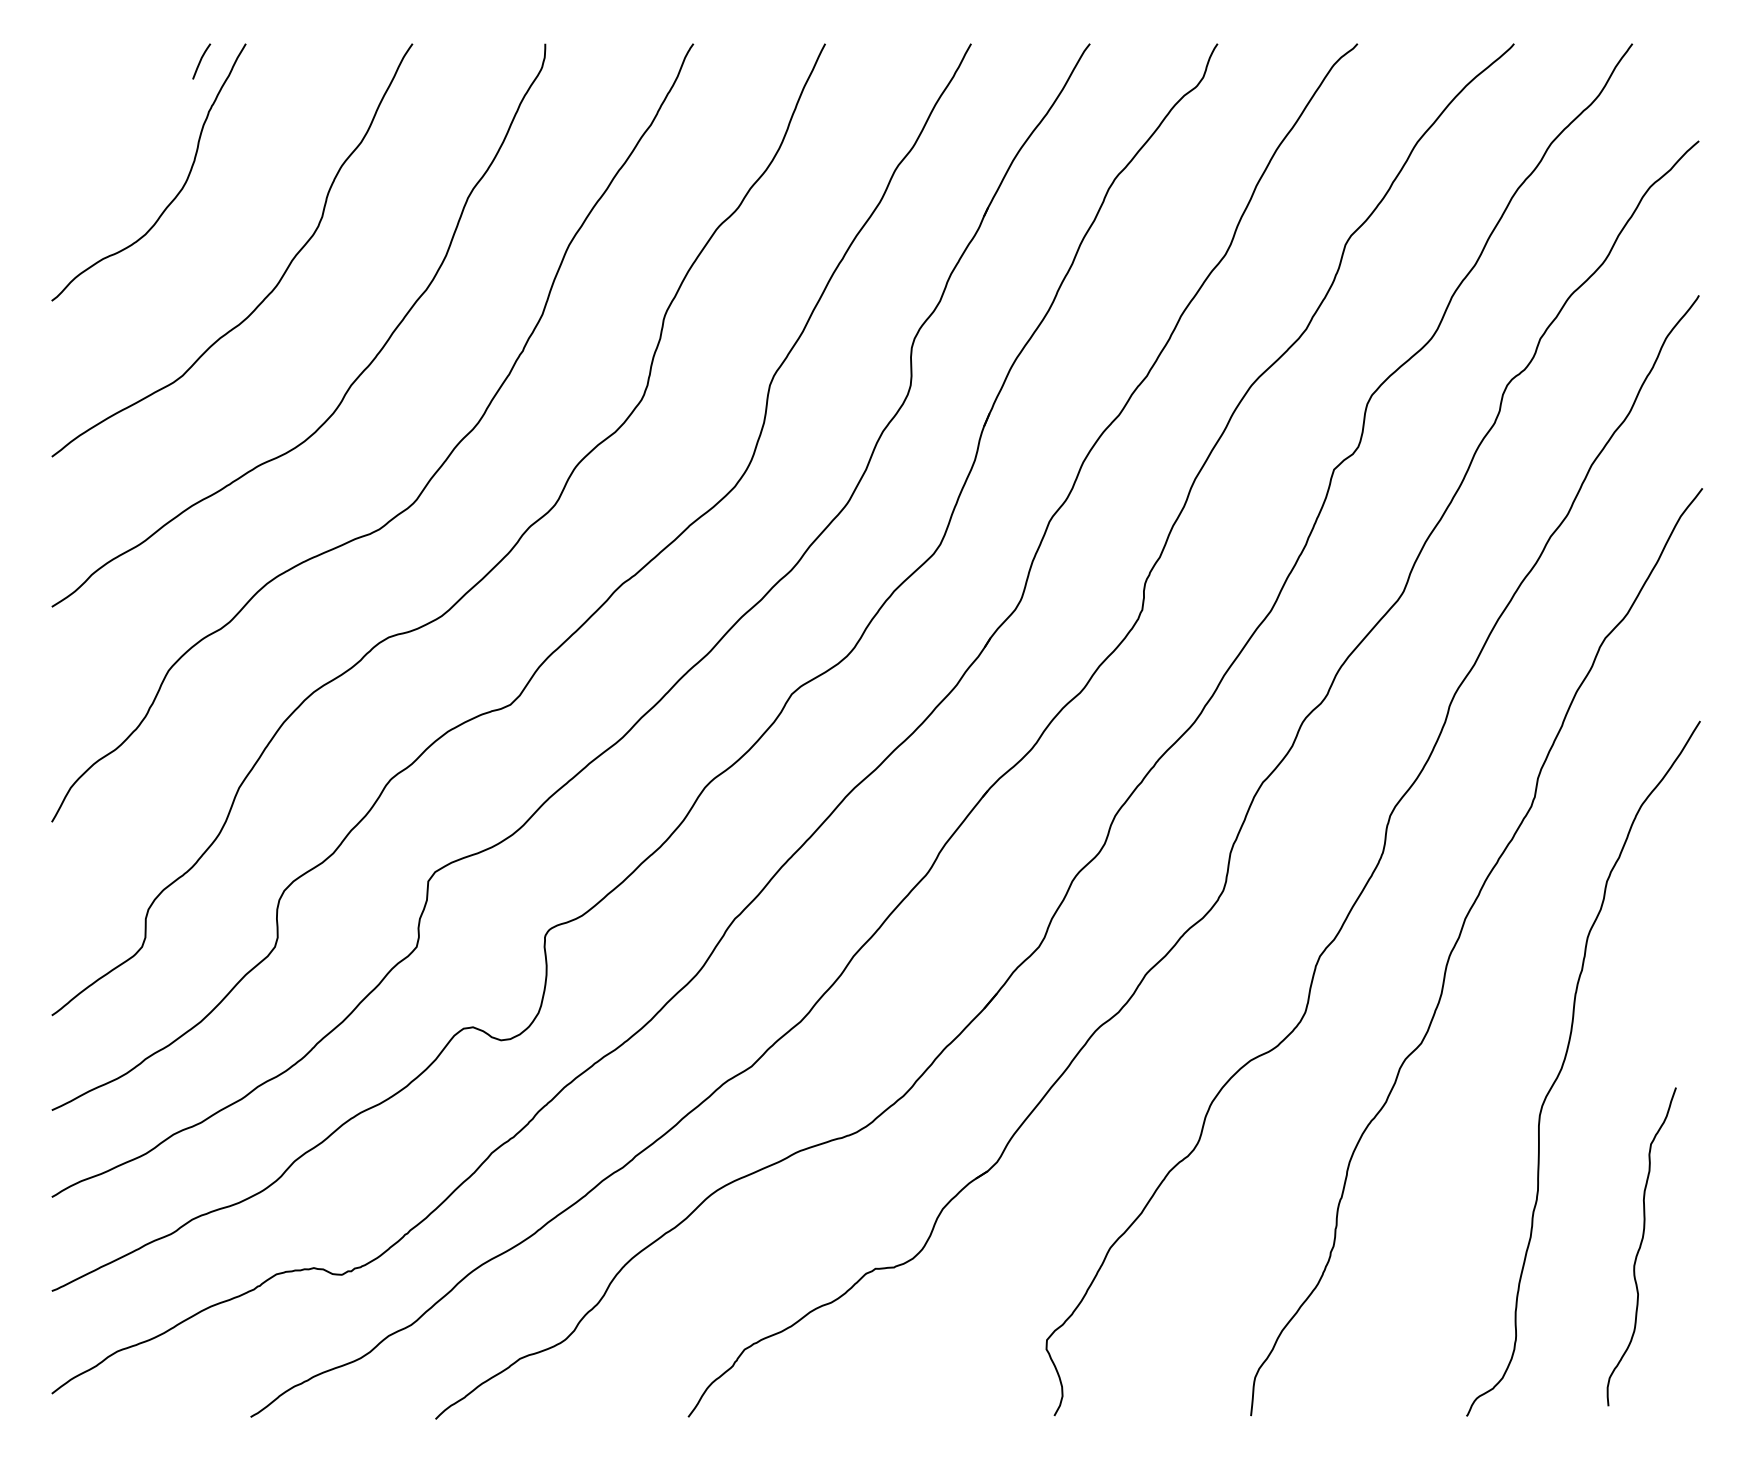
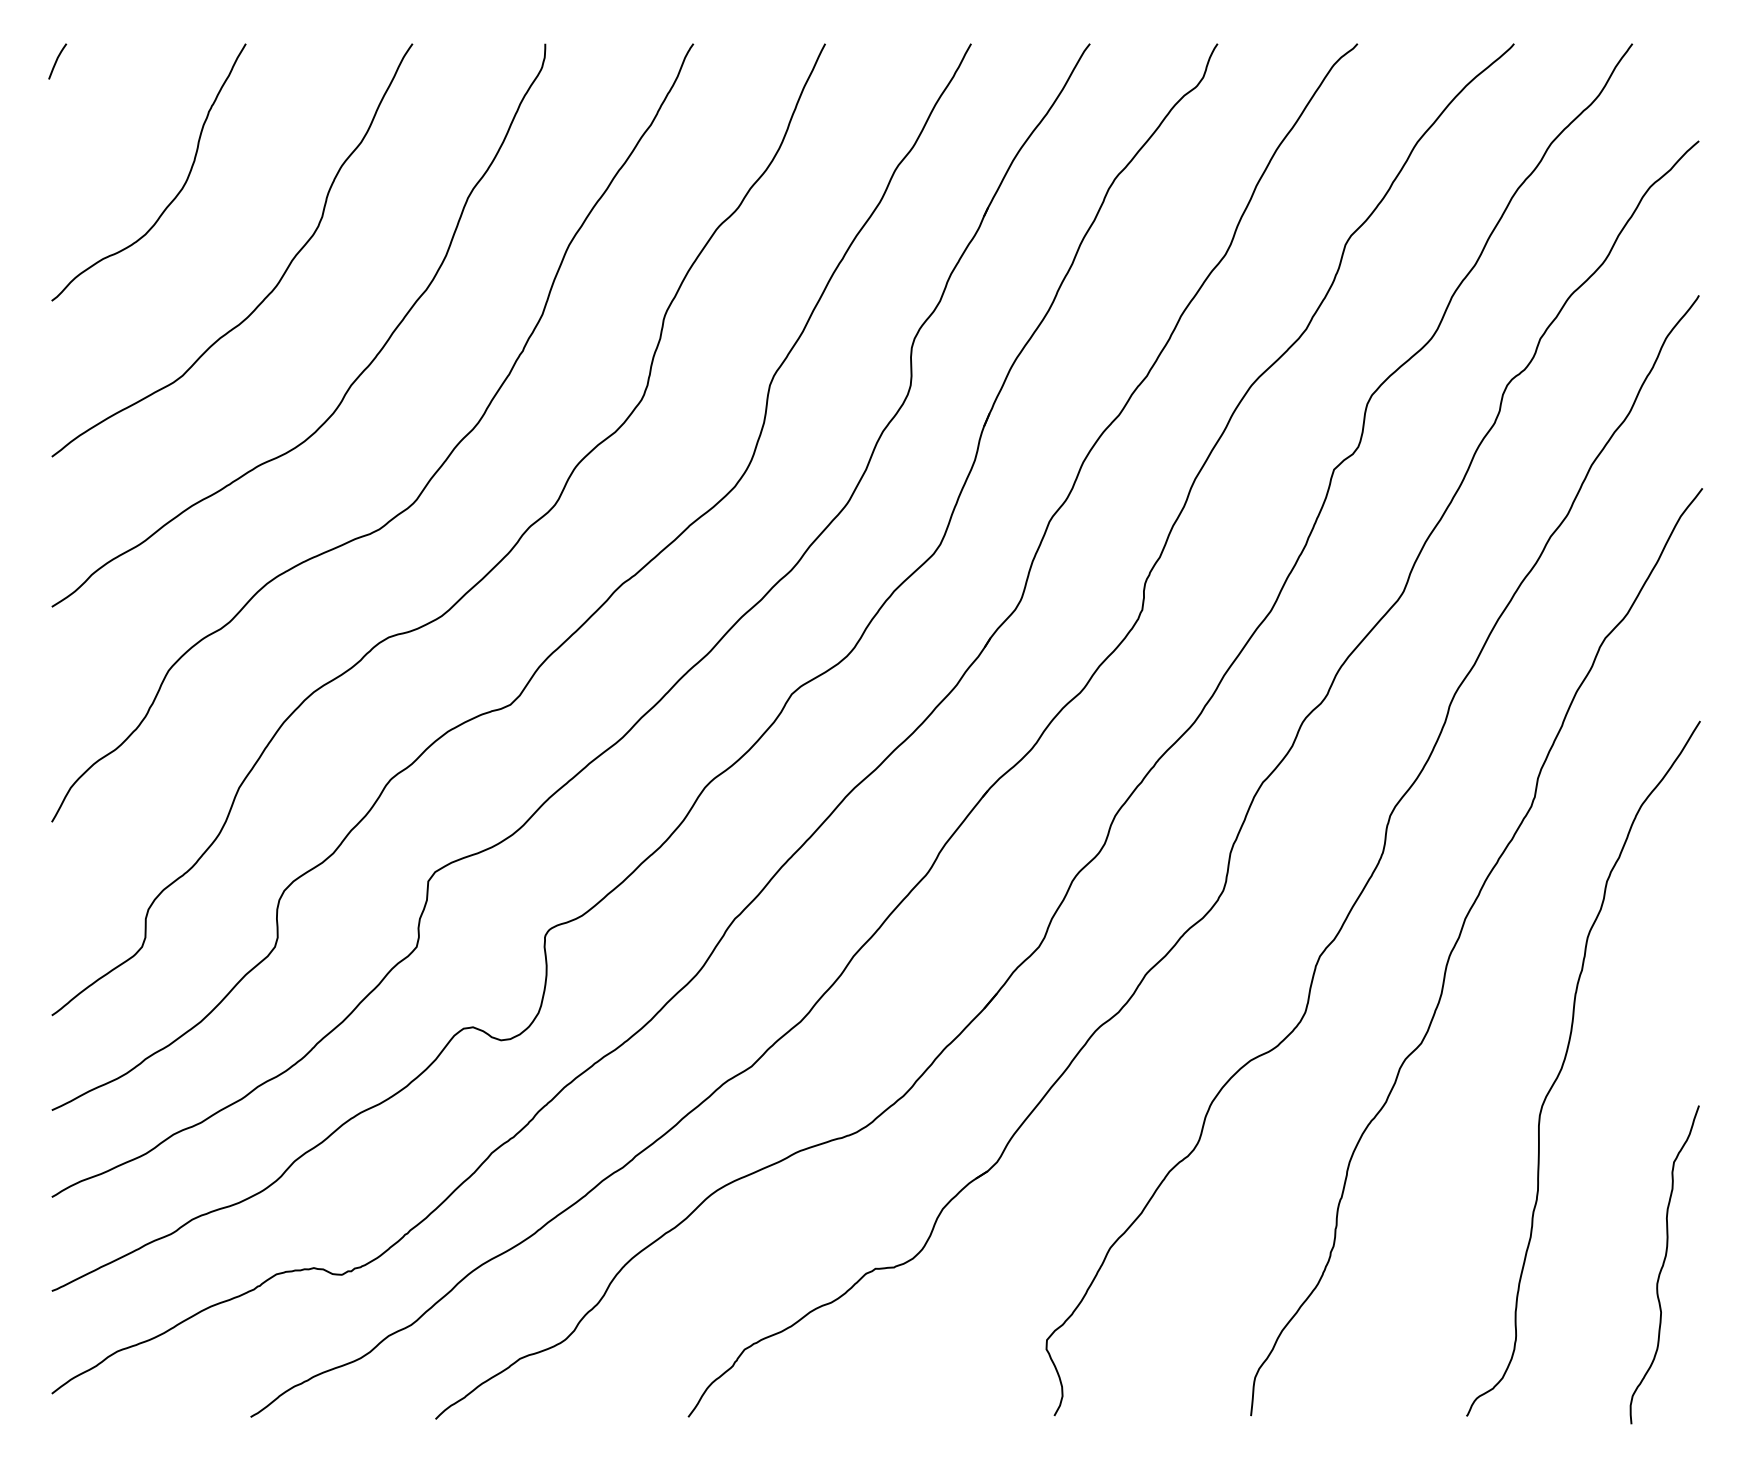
curve position: (201, 61) -> (57, 61) (57, 61)
curve position: (1641, 1246) -> (1664, 1264) (1664, 1264)
